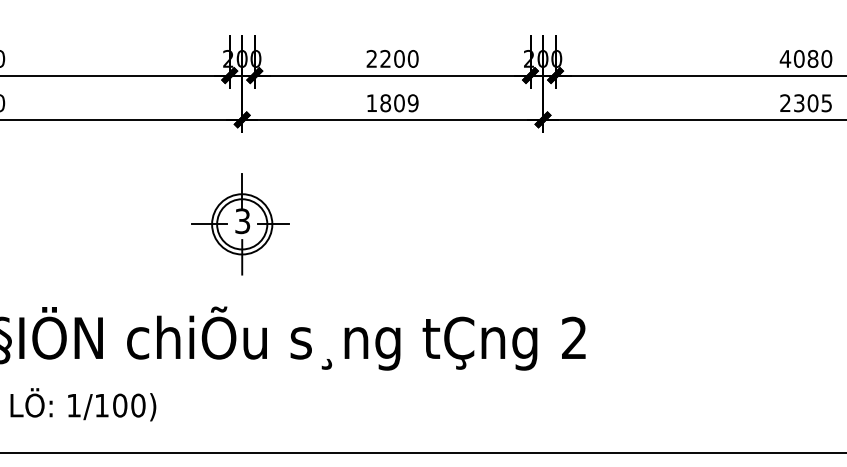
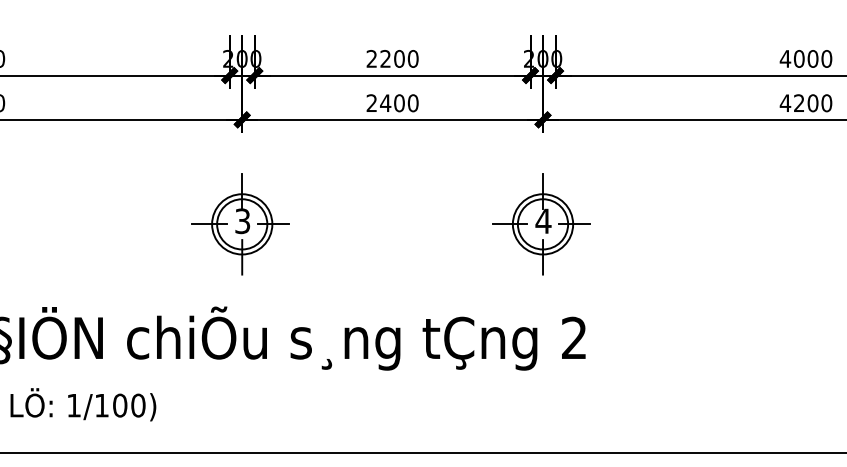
text: 4080 -> 4000 (812, 58)
text: 1809 -> 2400 (392, 103)
text: 2305 -> 4200 (805, 103)
part: none -> present (541, 224)
